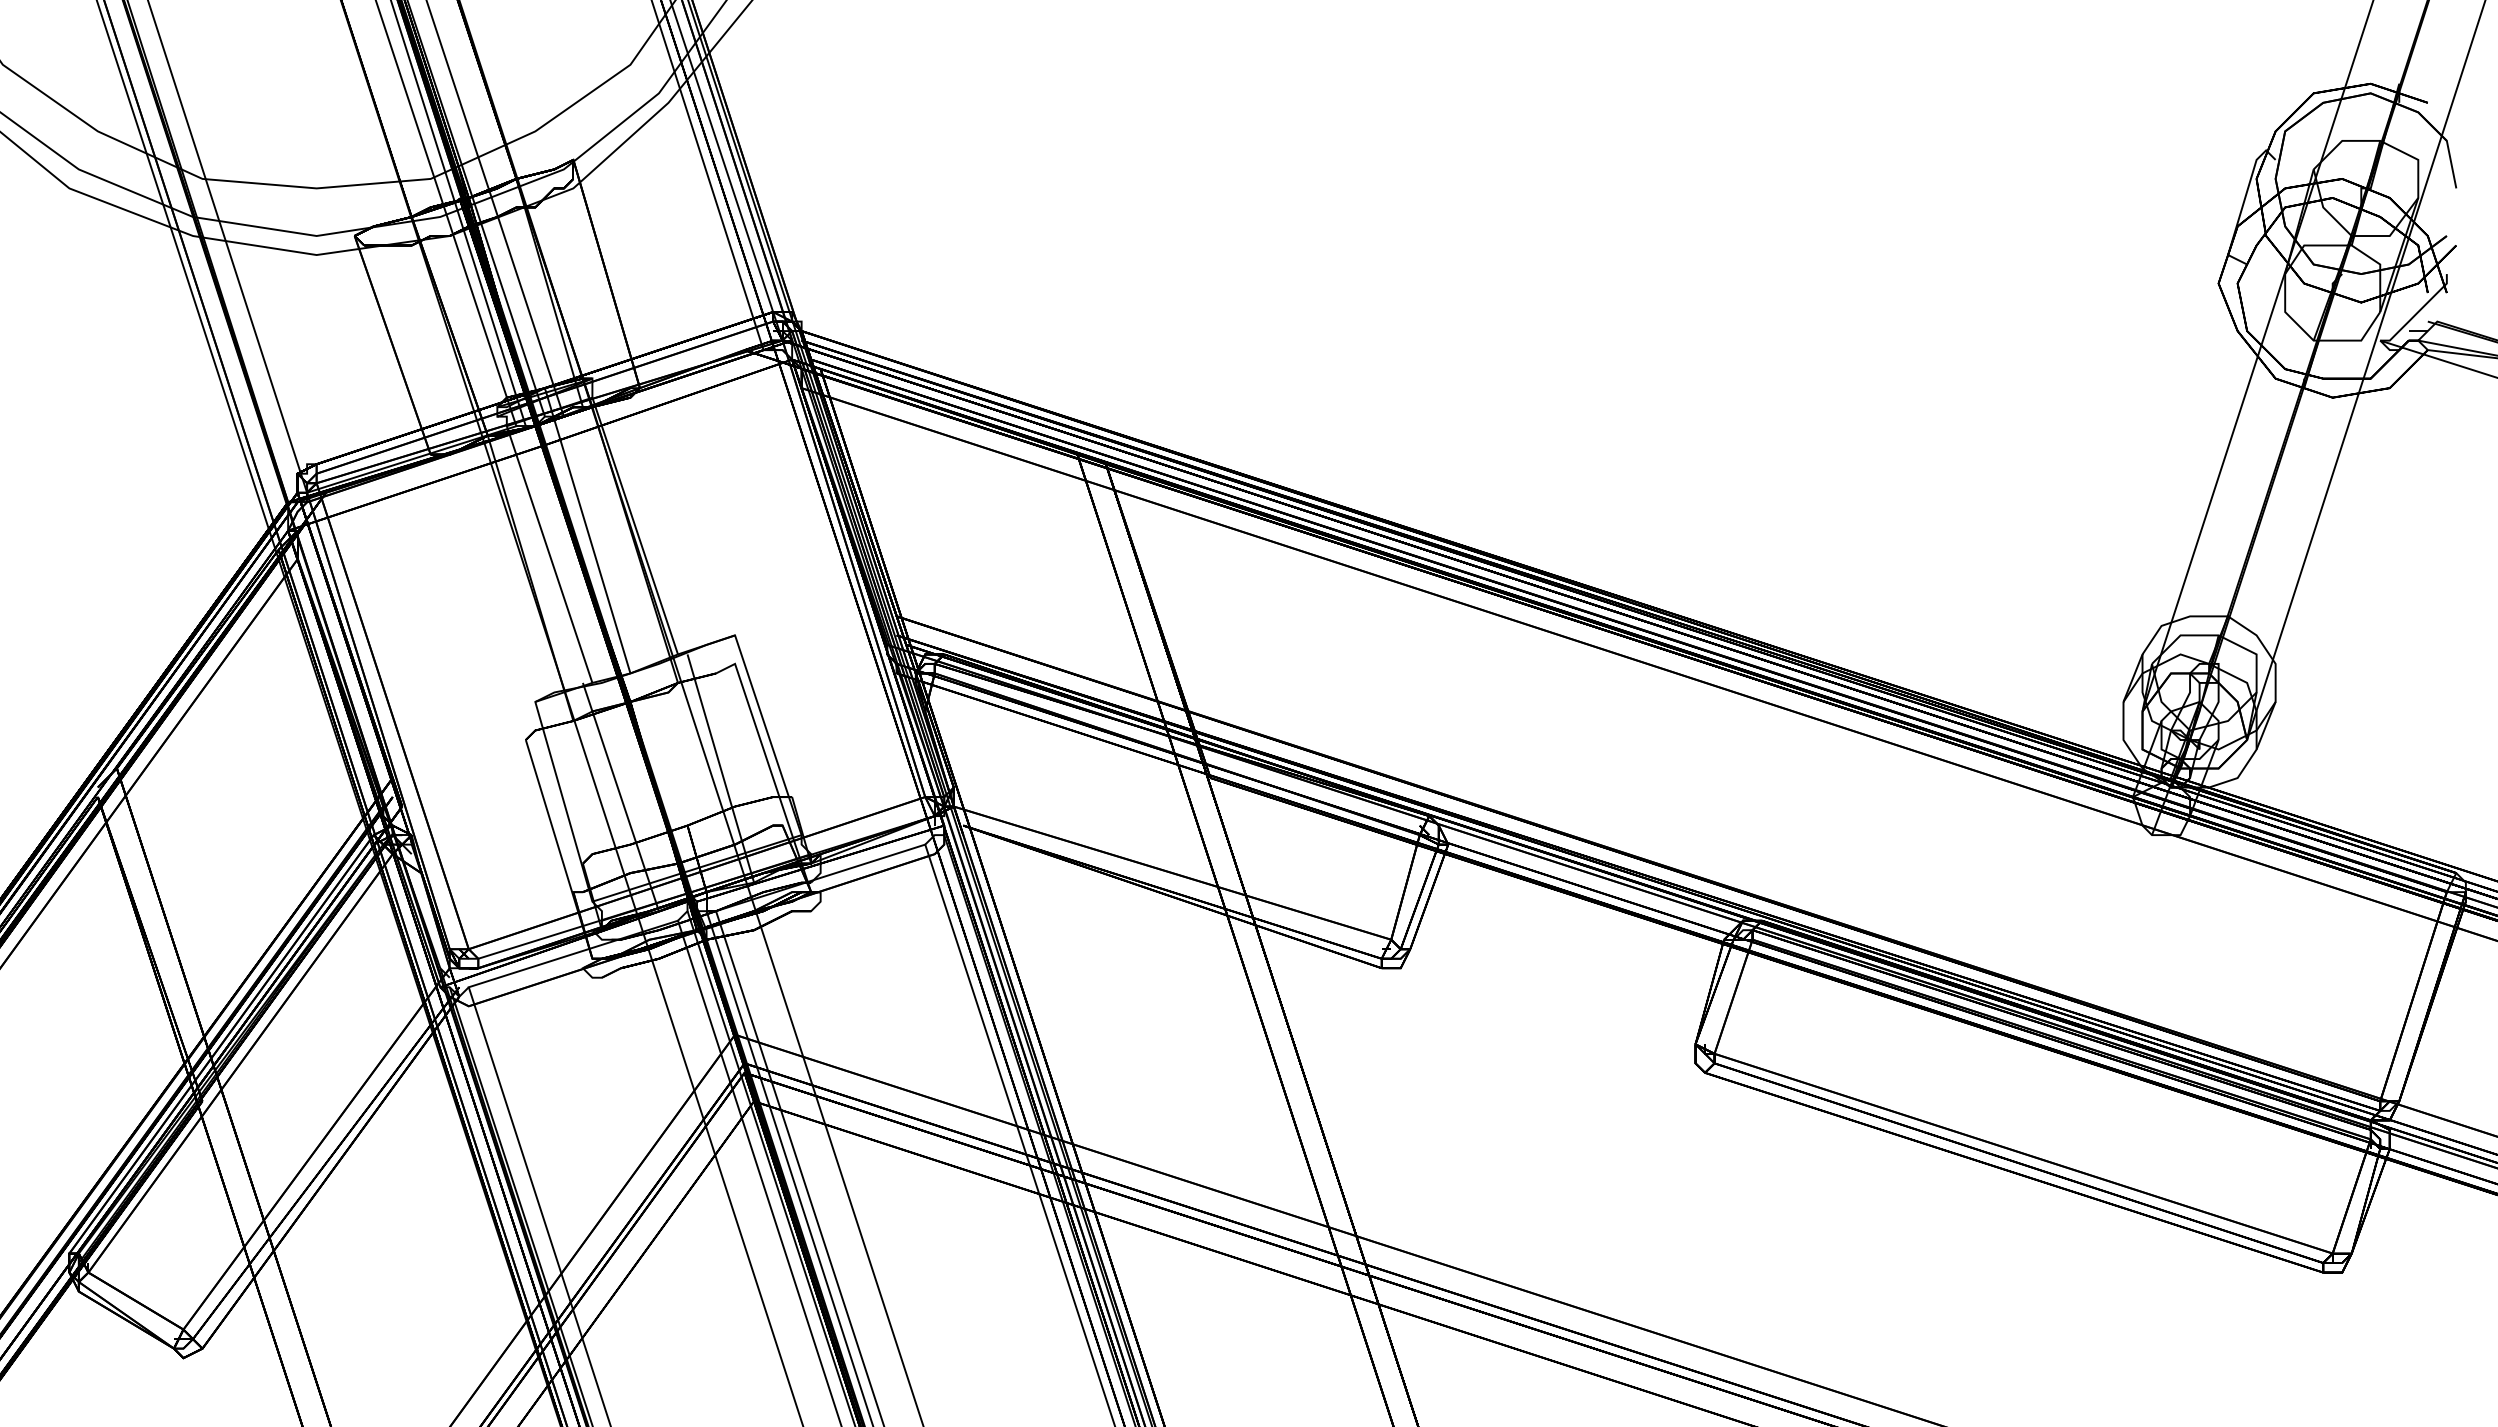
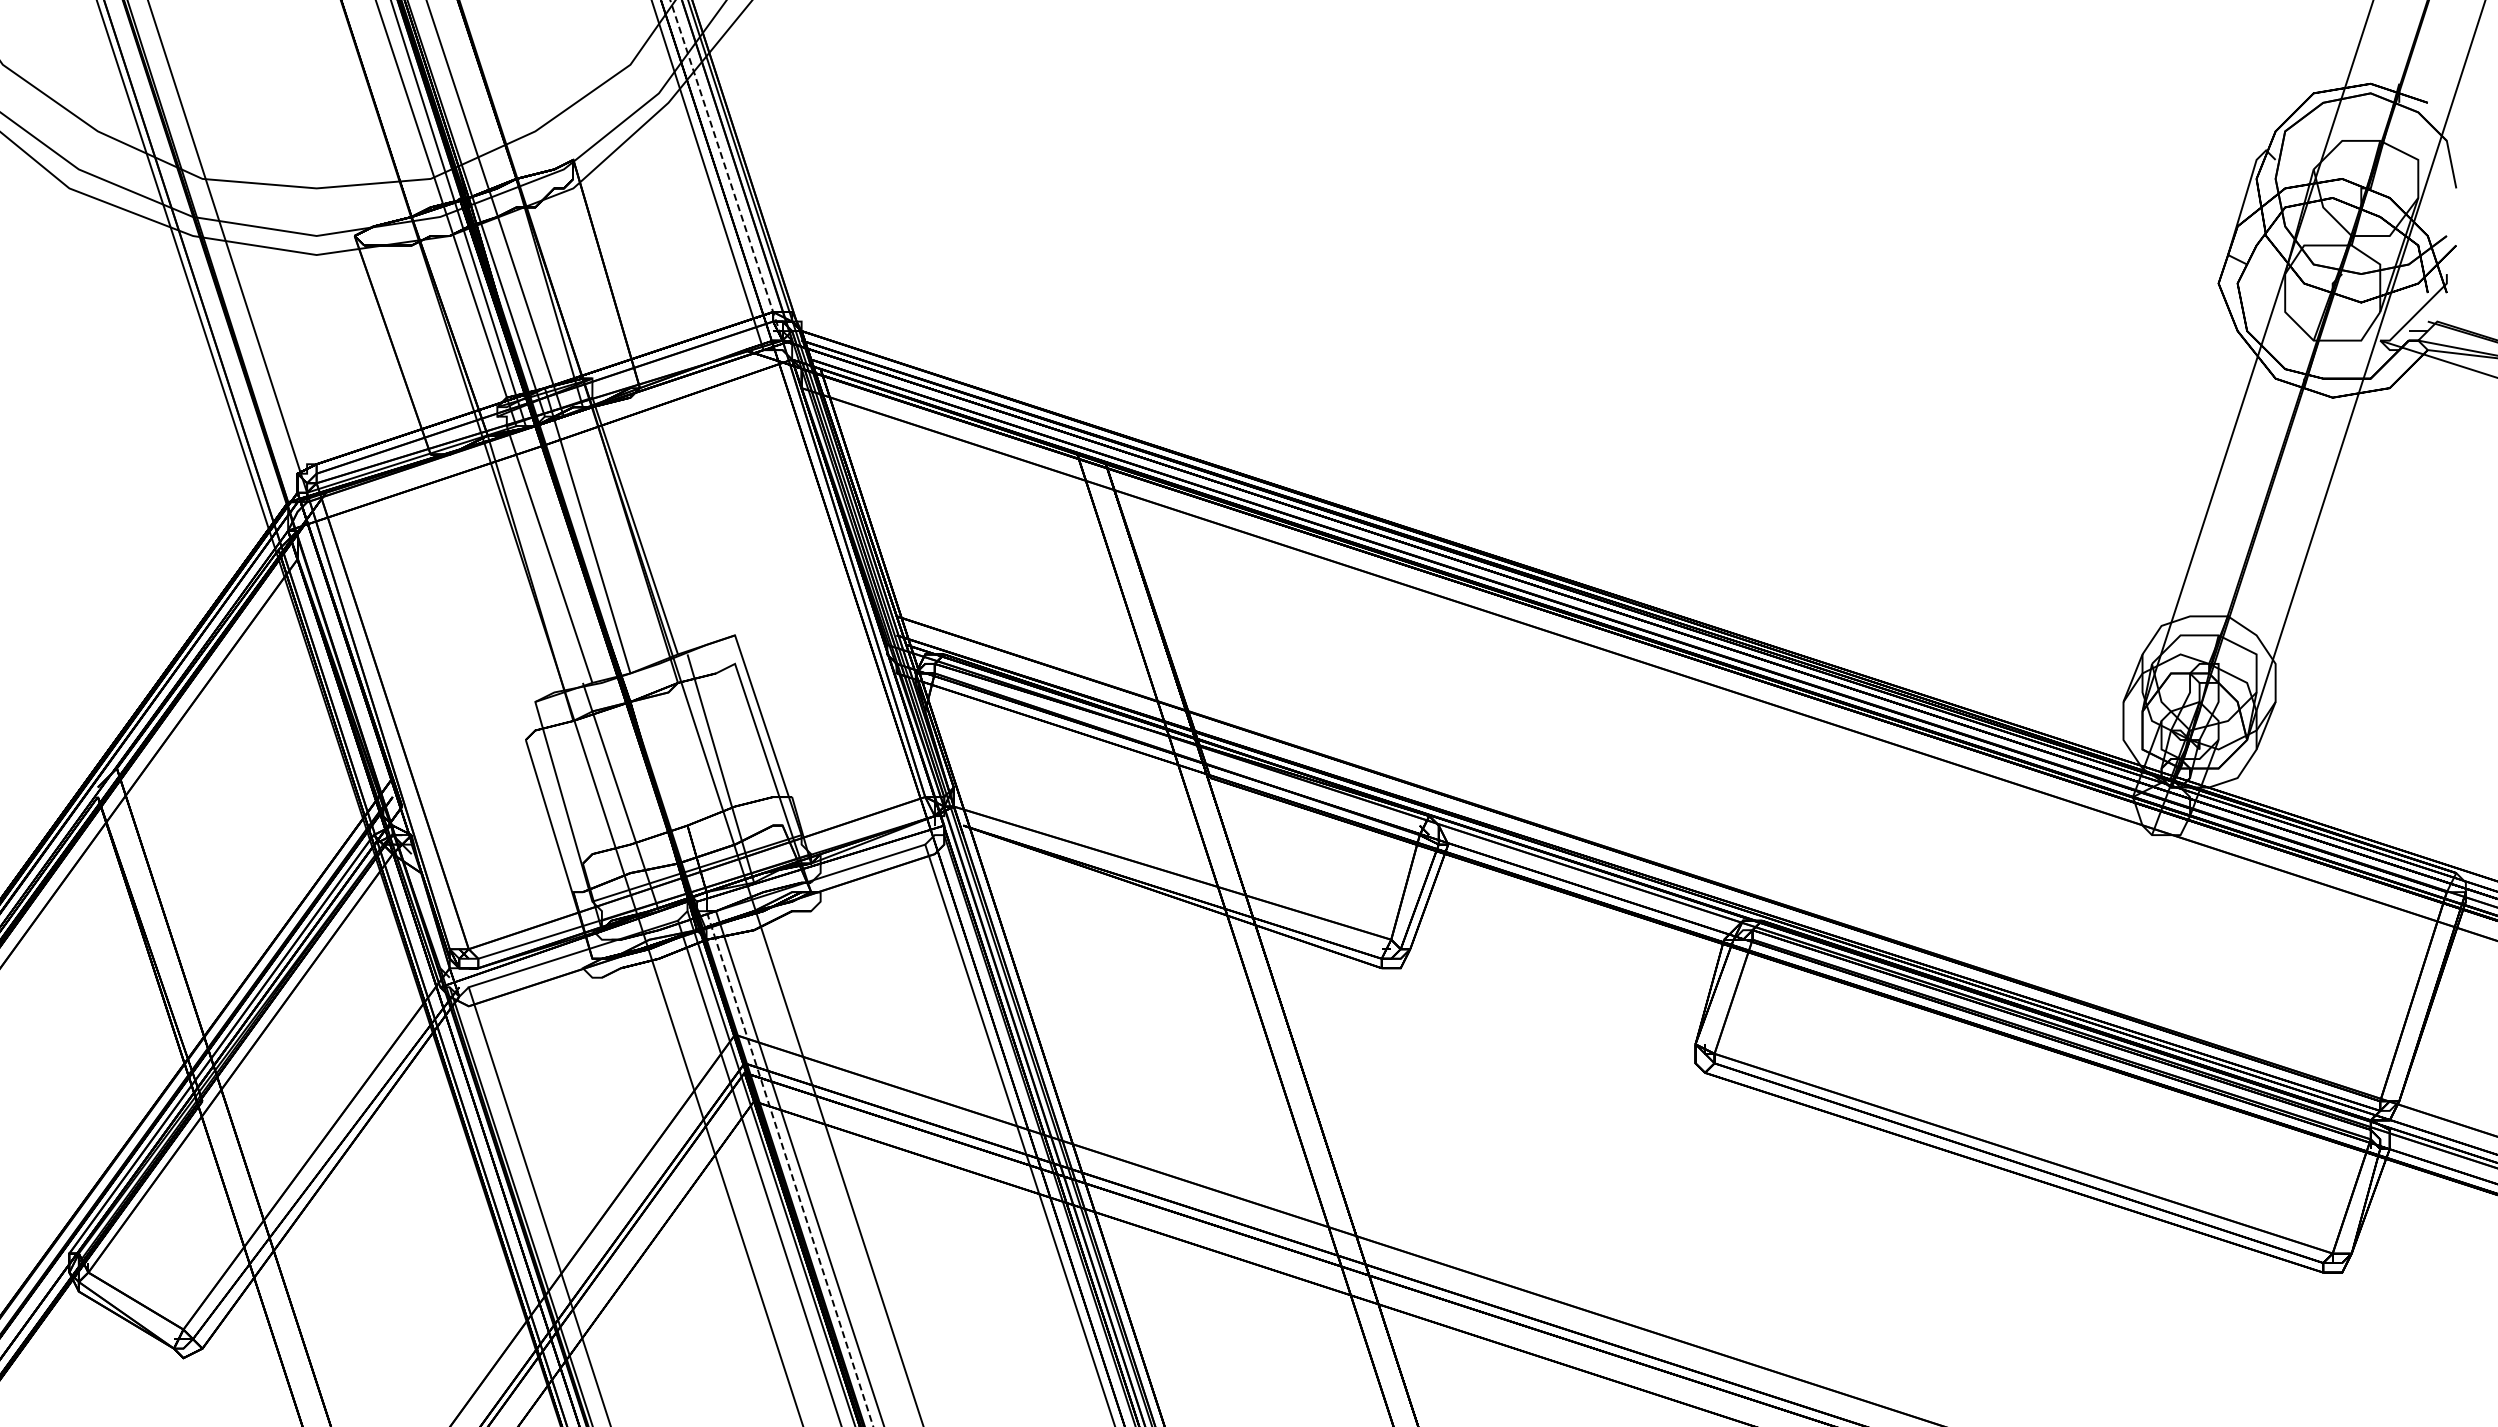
line: solid -> dashed (726, 170)
line: solid -> dashed (789, 1168)
